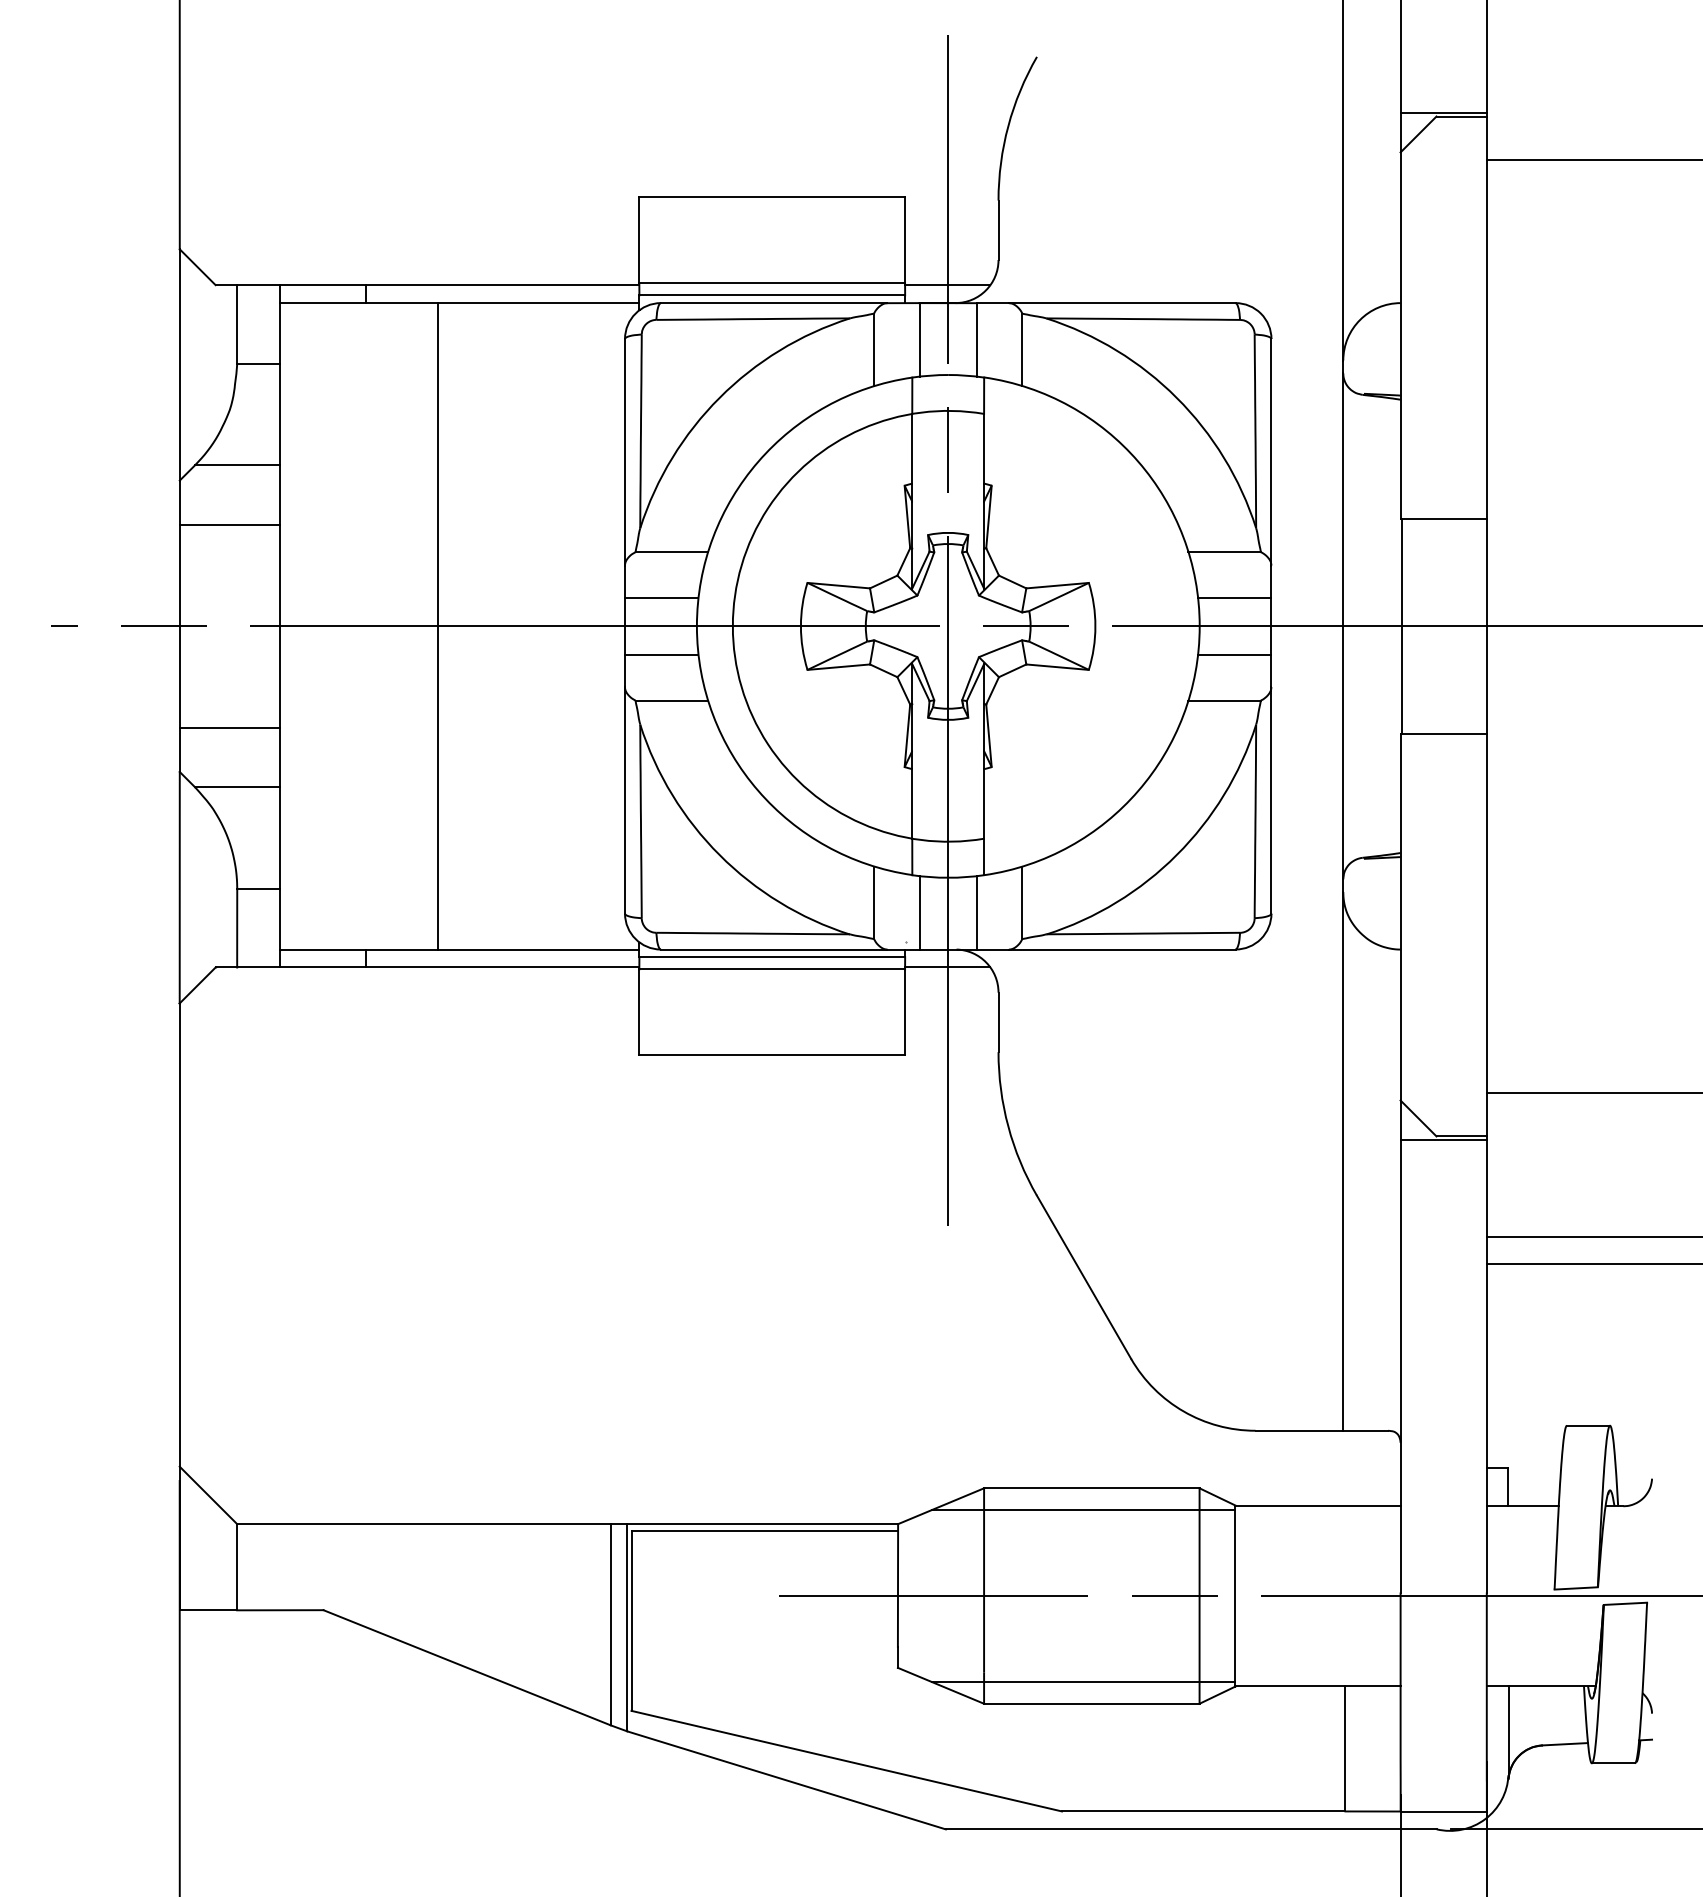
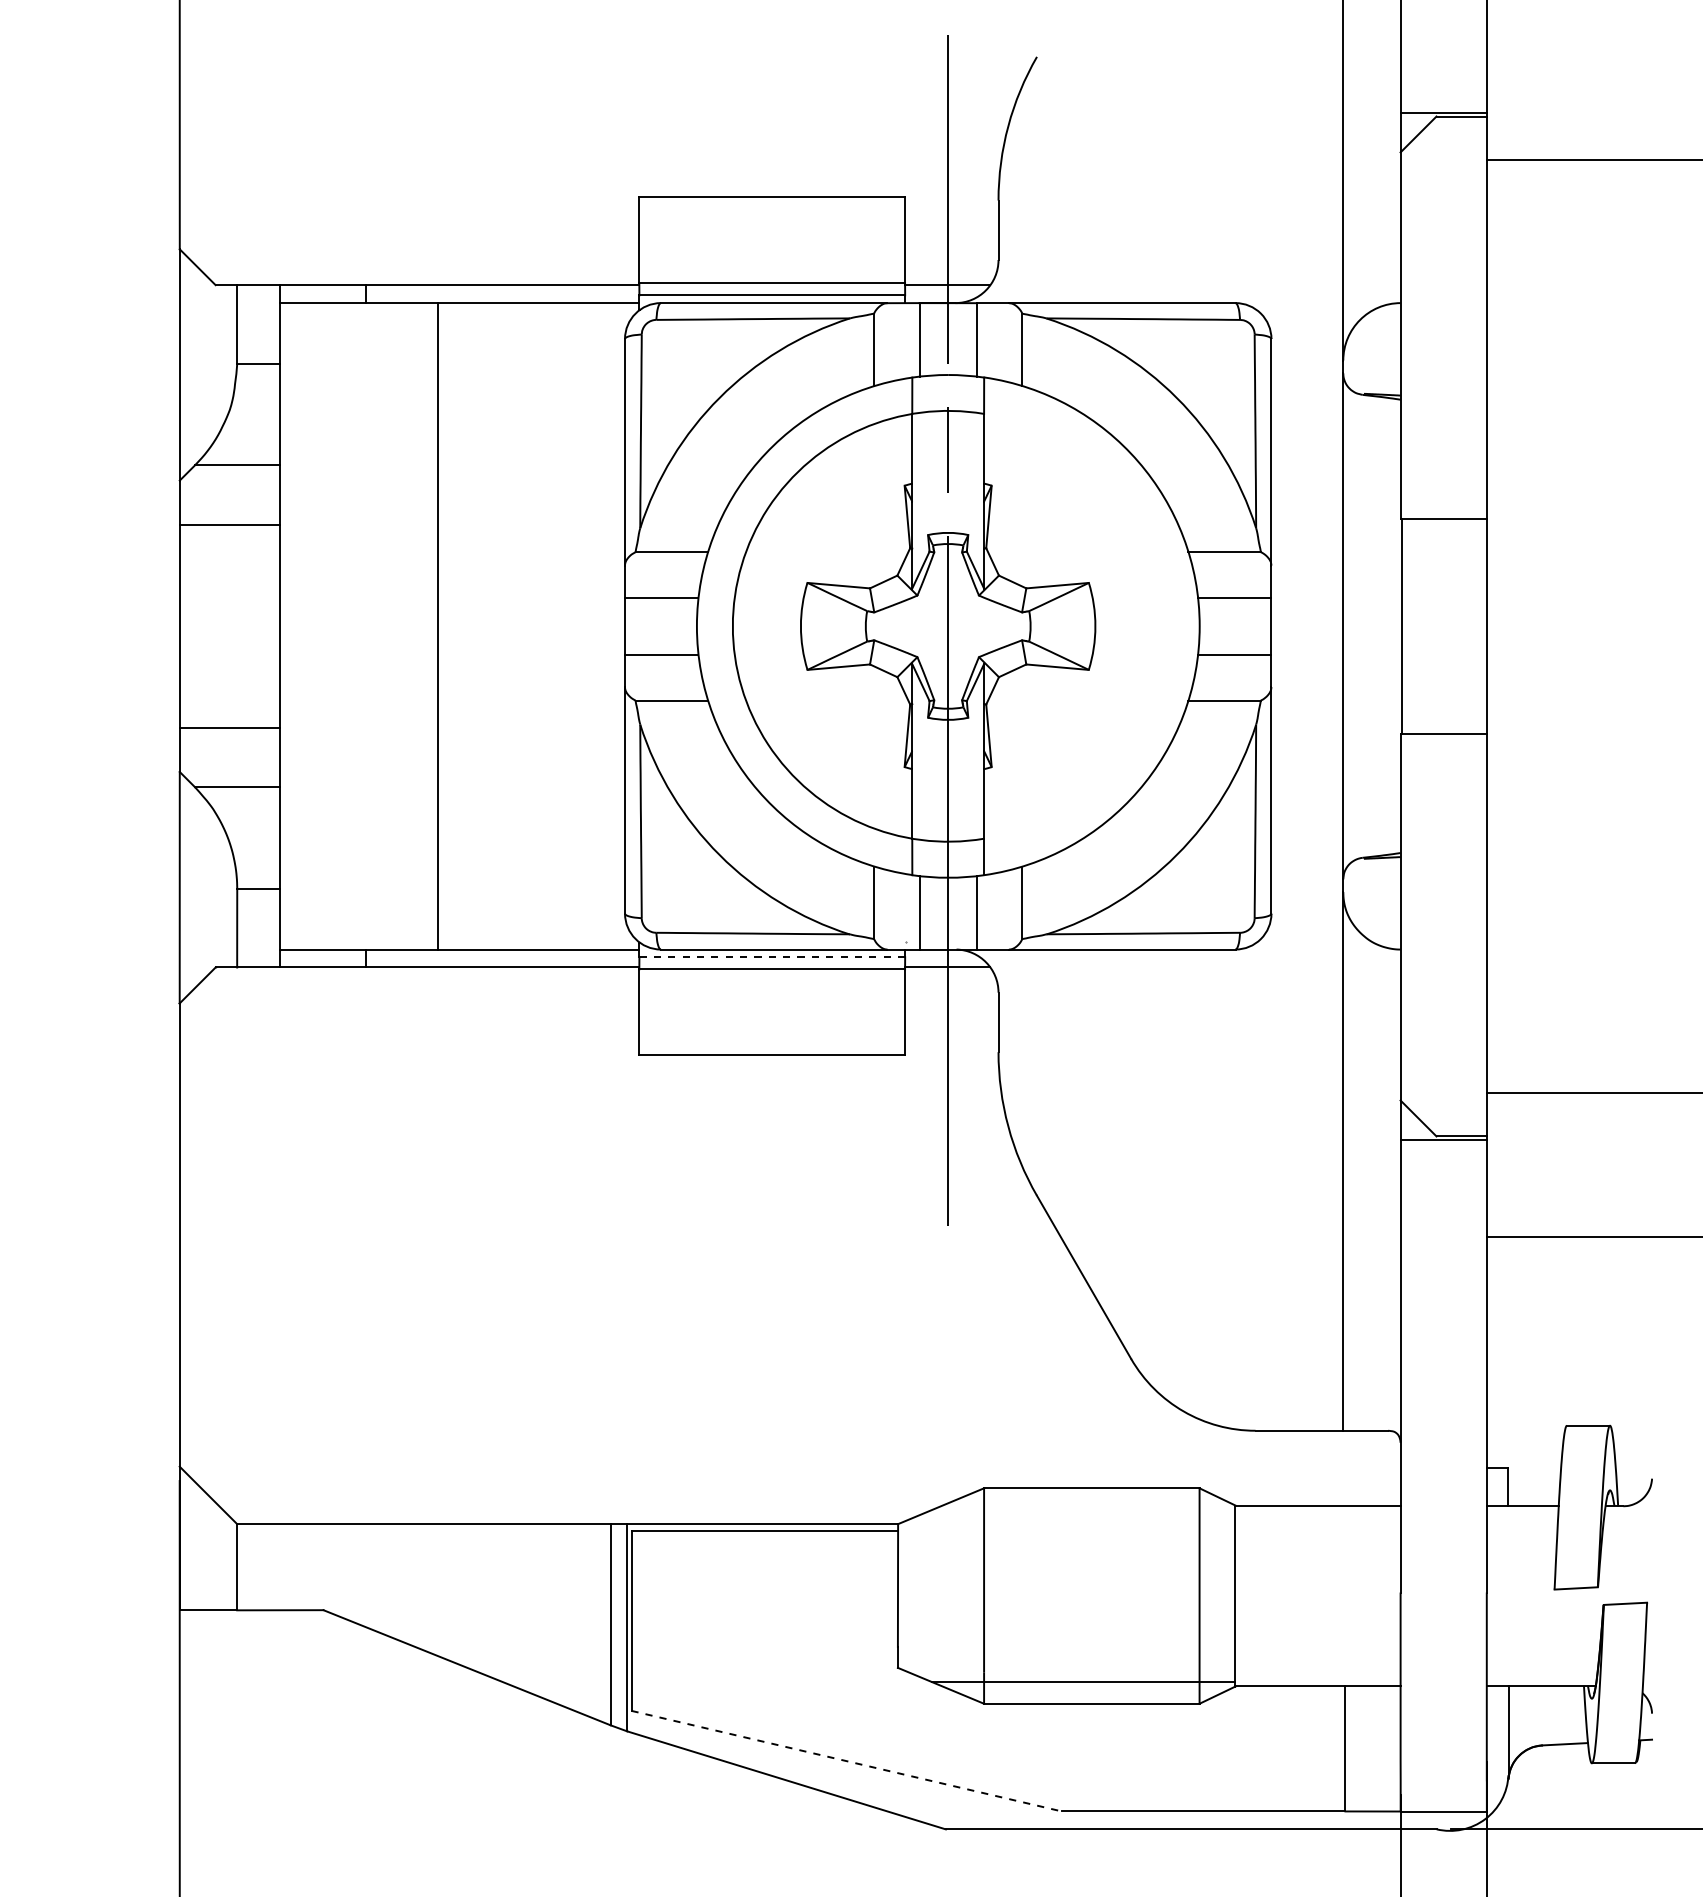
line: present -> none (874, 626)
line: solid -> dashed (772, 957)
line: present -> none (1592, 1264)
line: present -> none (1083, 1510)
line: present -> none (1238, 1596)
line: solid -> dashed (847, 1761)
